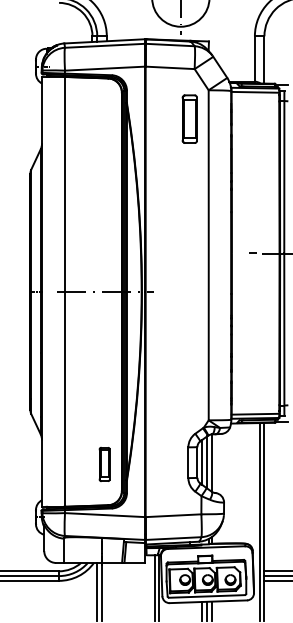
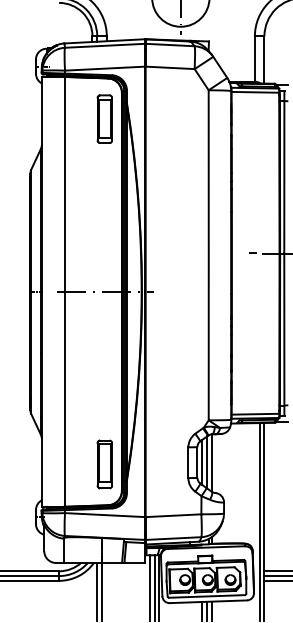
part position: (189, 118) -> (104, 118) (104, 118)
part size: 13x35 px -> 17x51 px (104, 464)
line: none -> present (149, 587)
